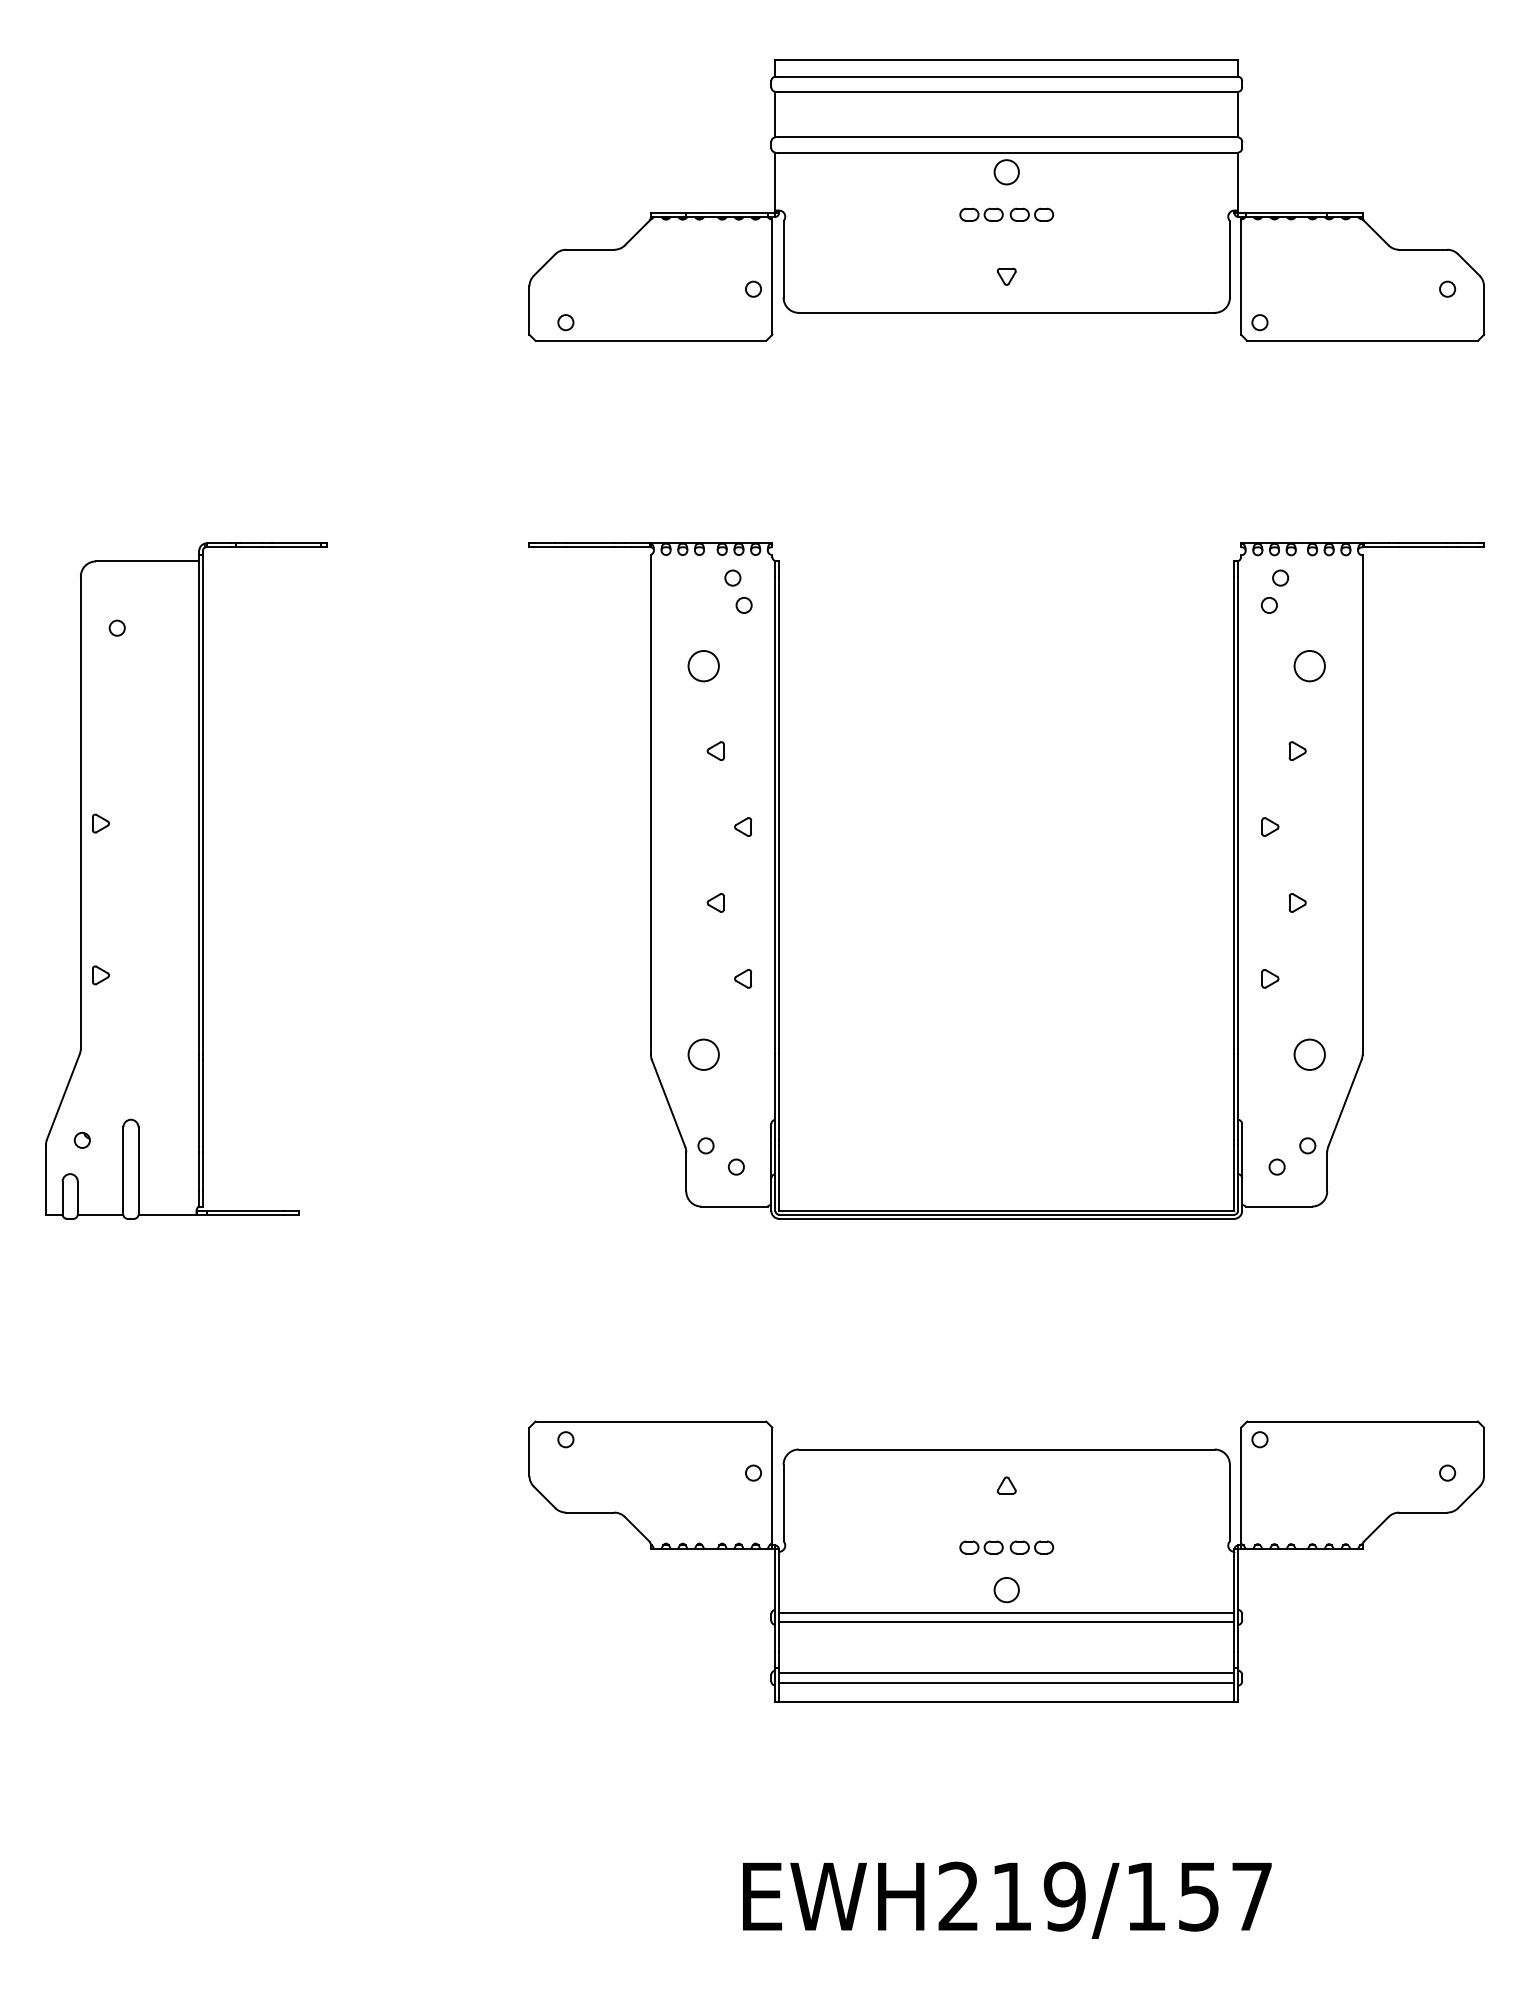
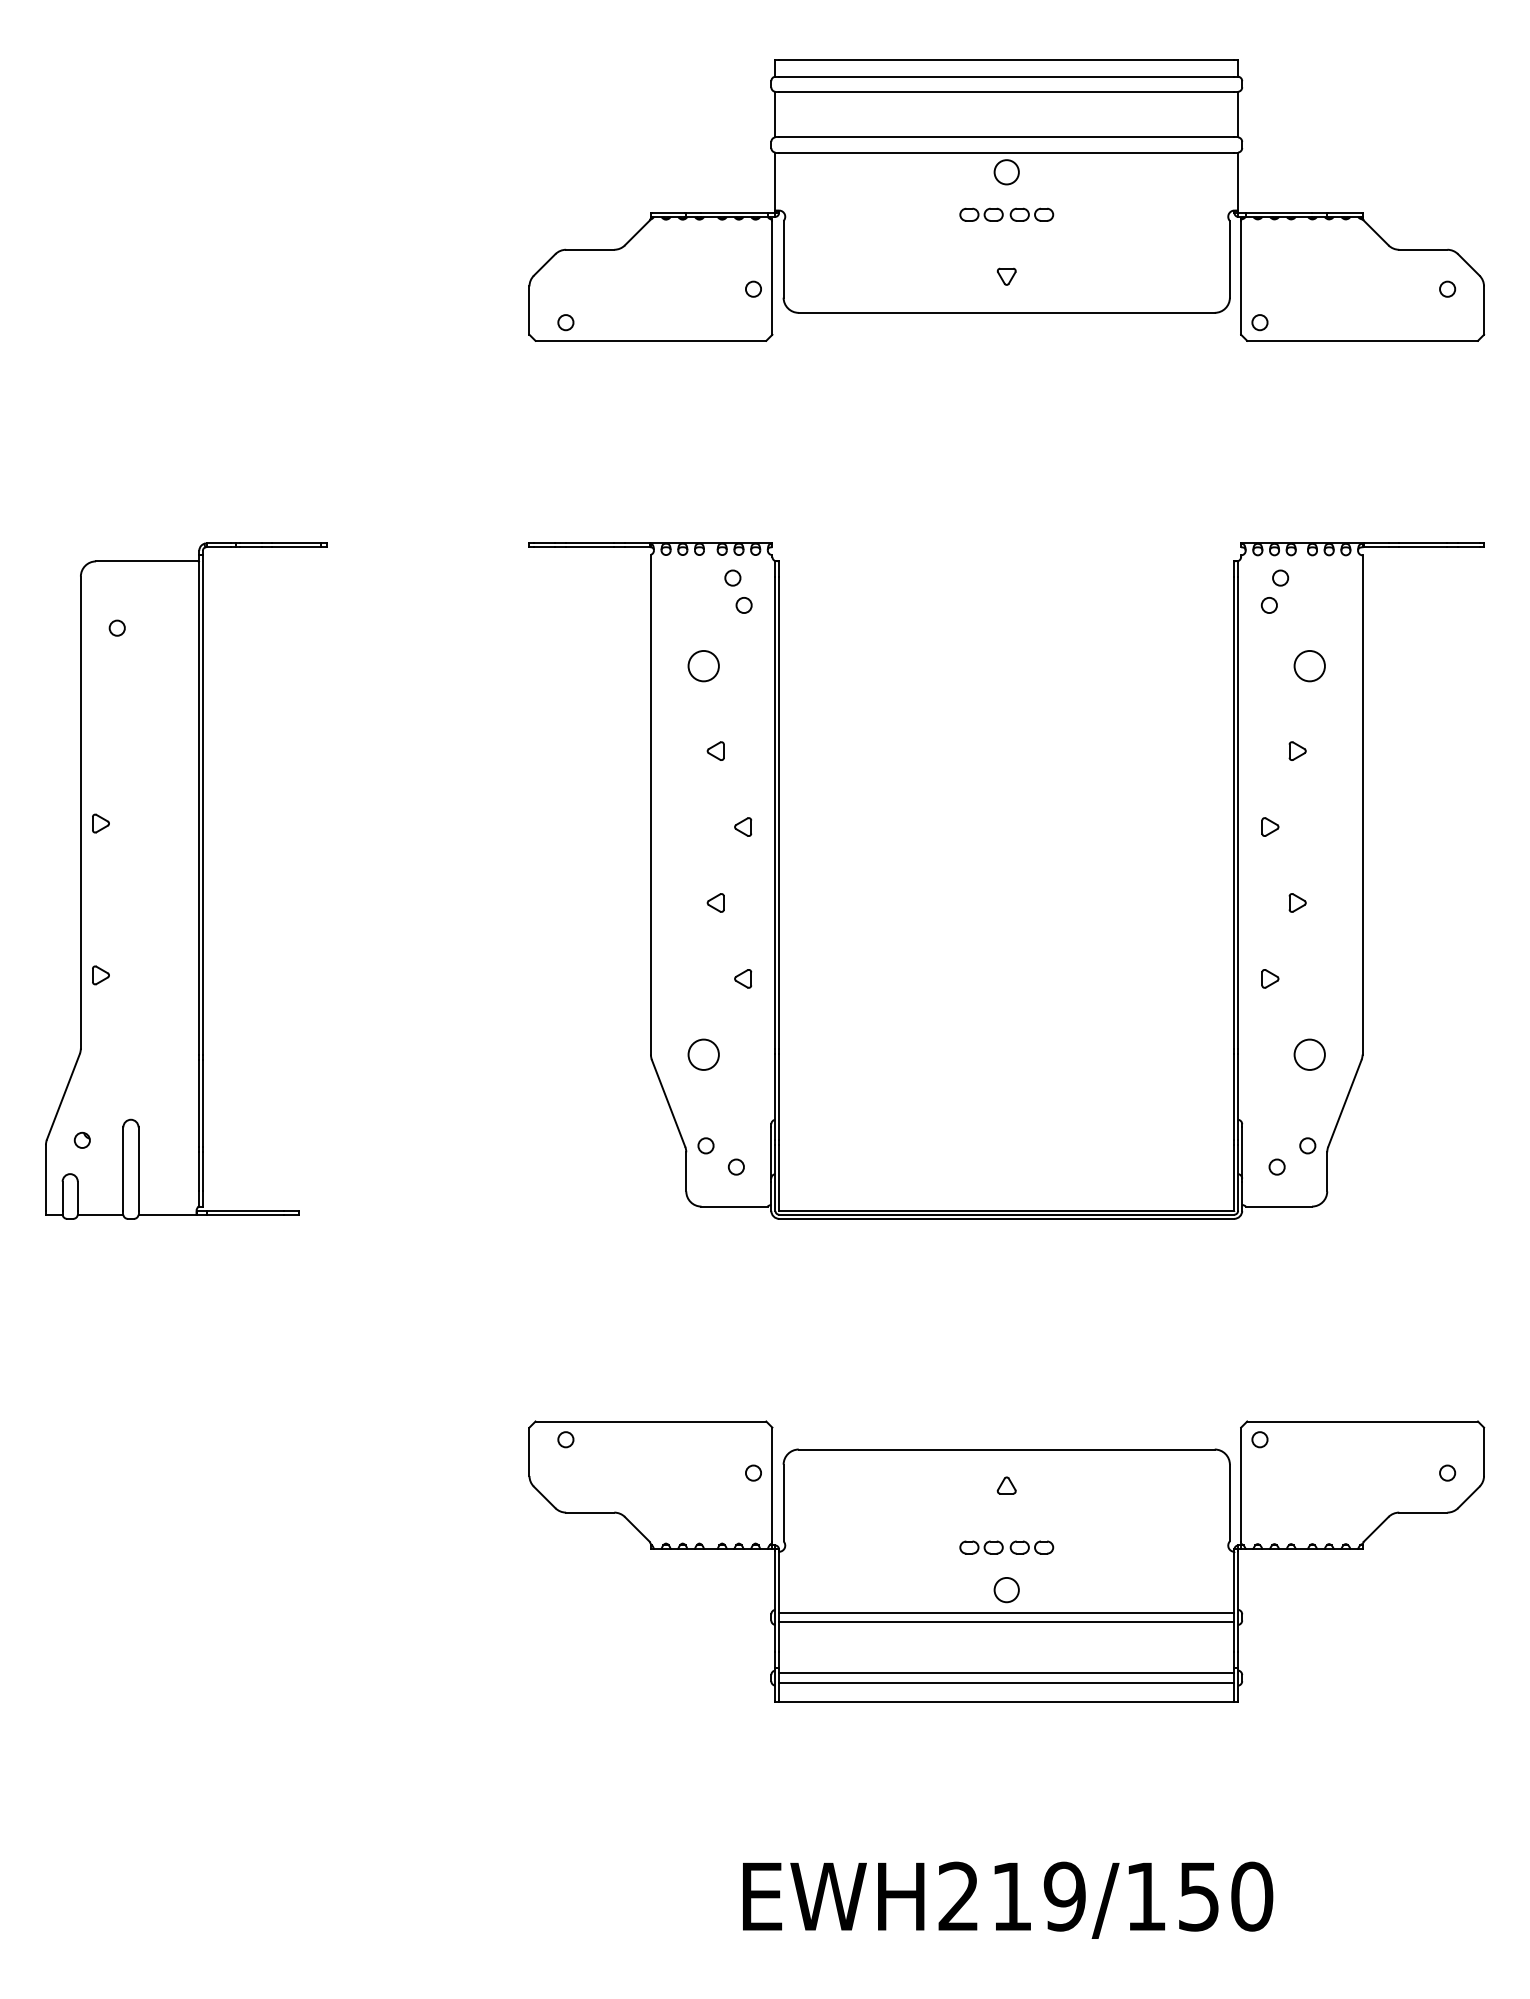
text: EWH219/157 -> EWH219/150 (1252, 1896)
